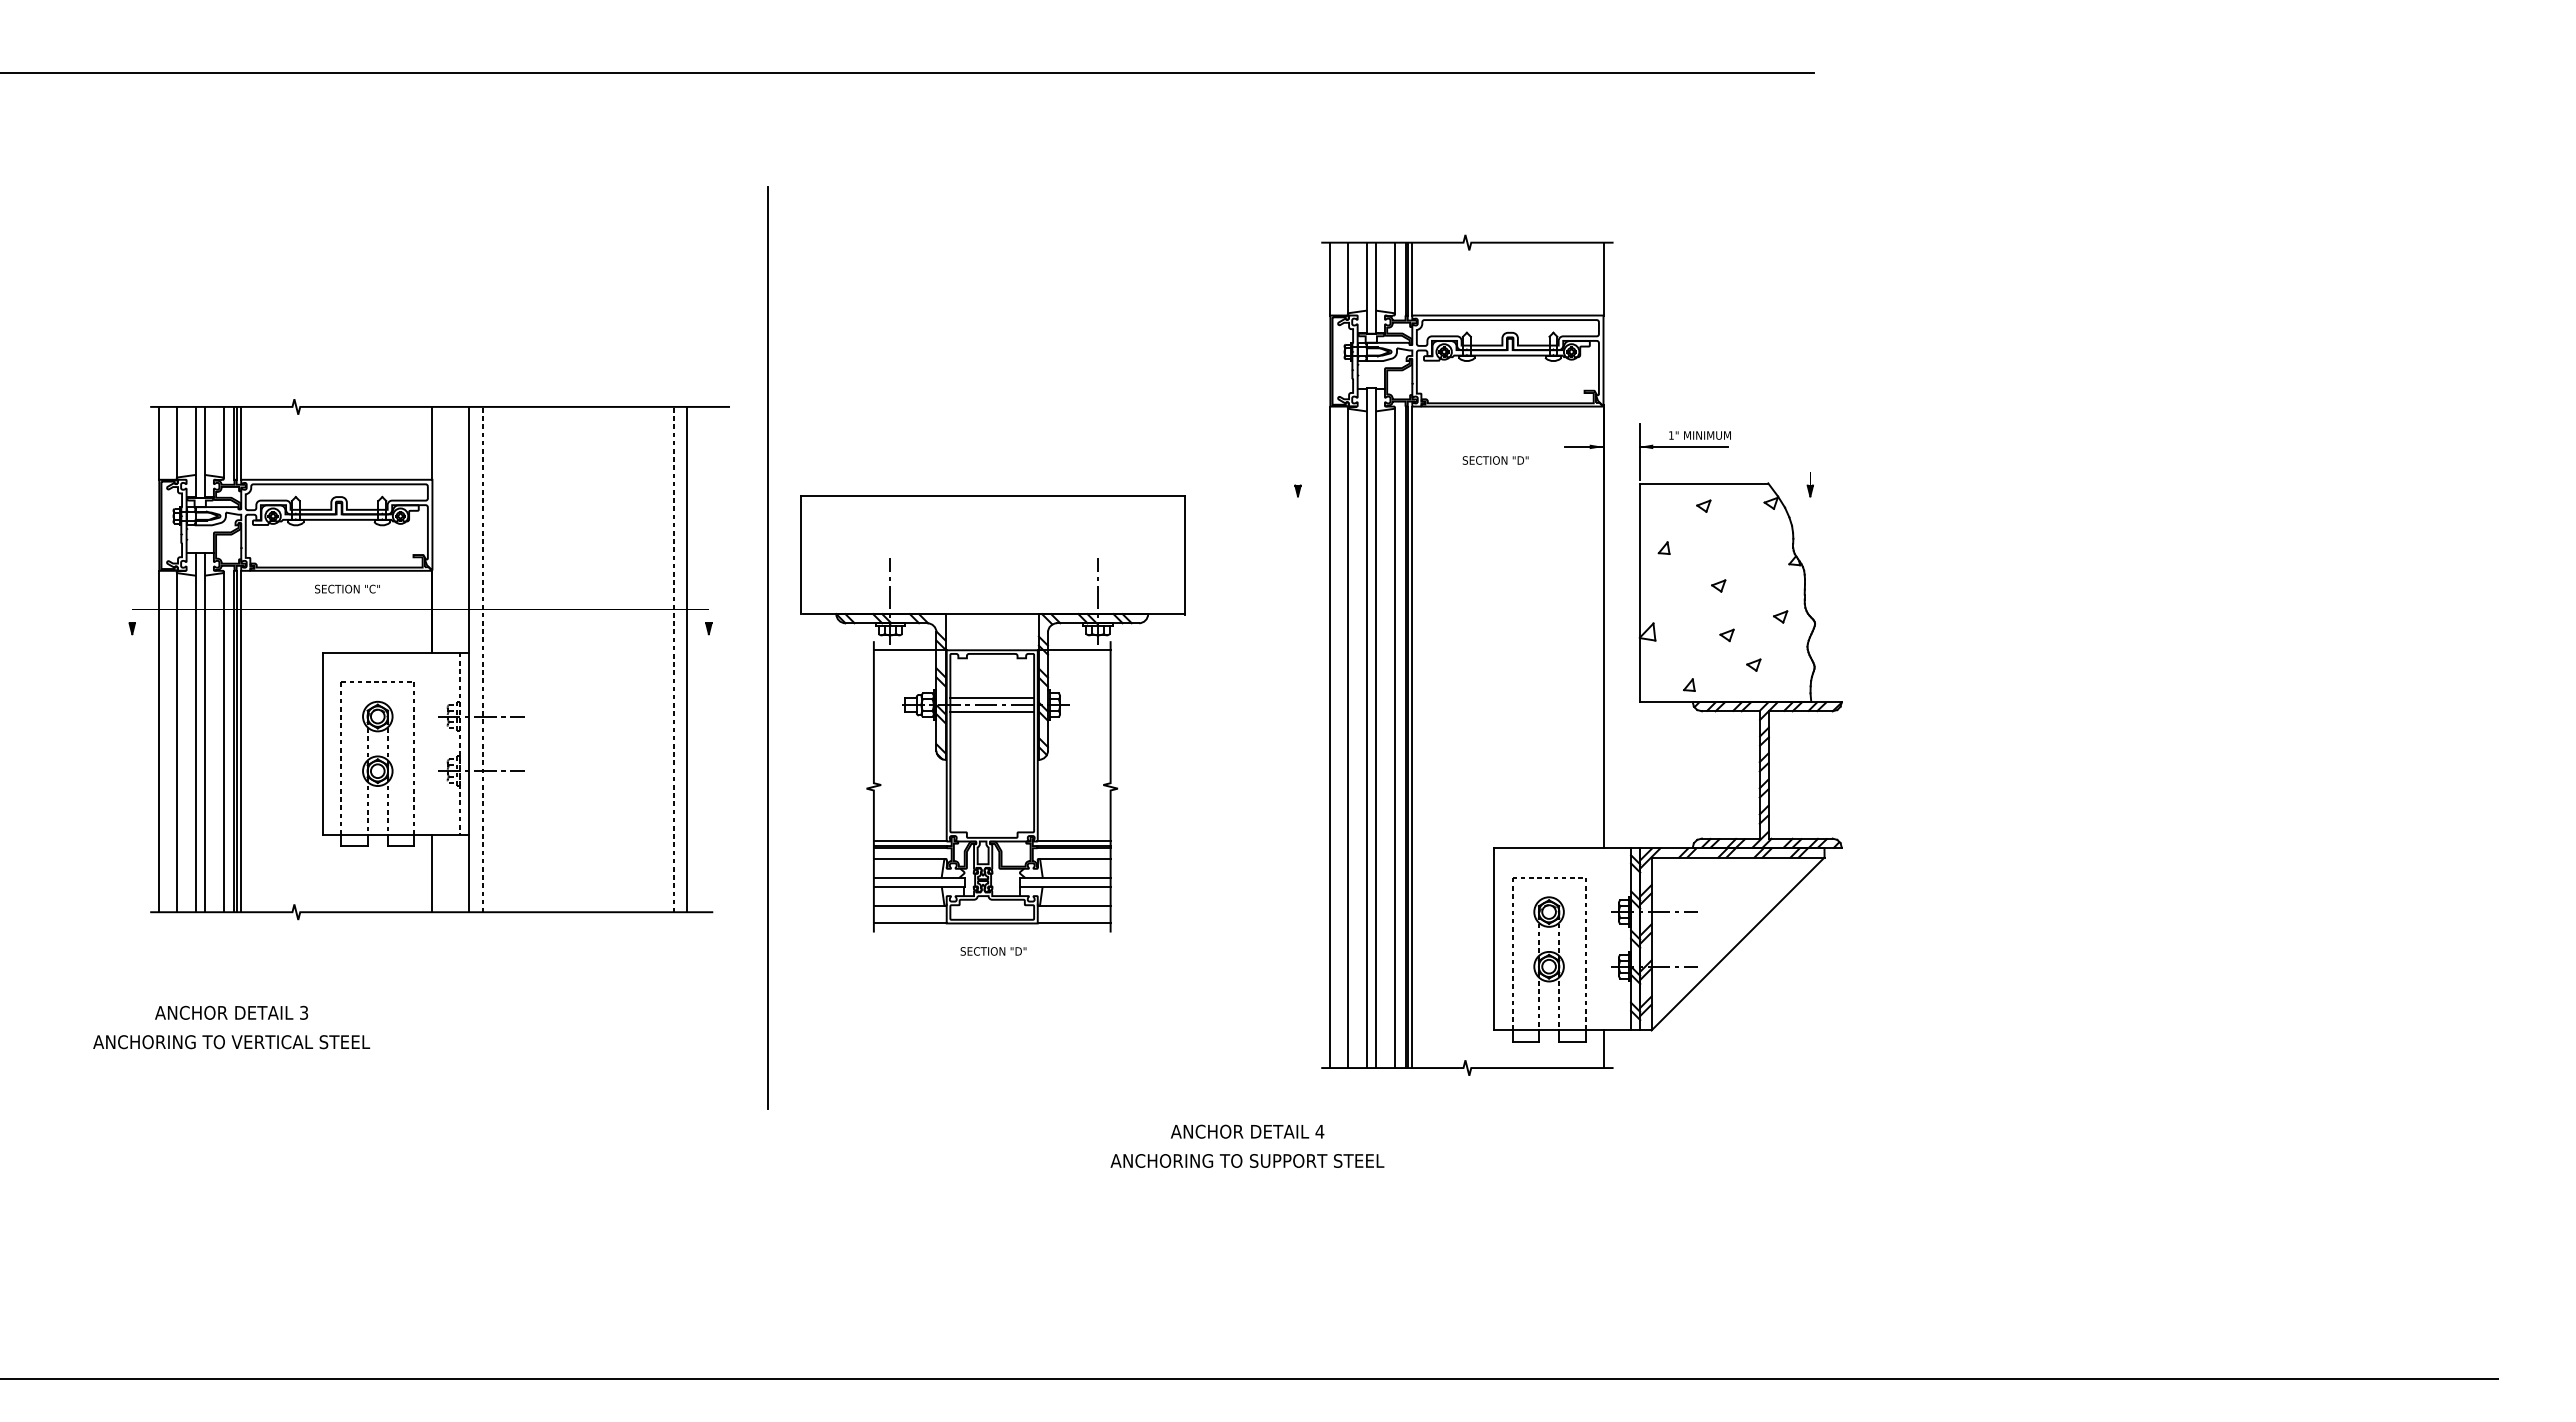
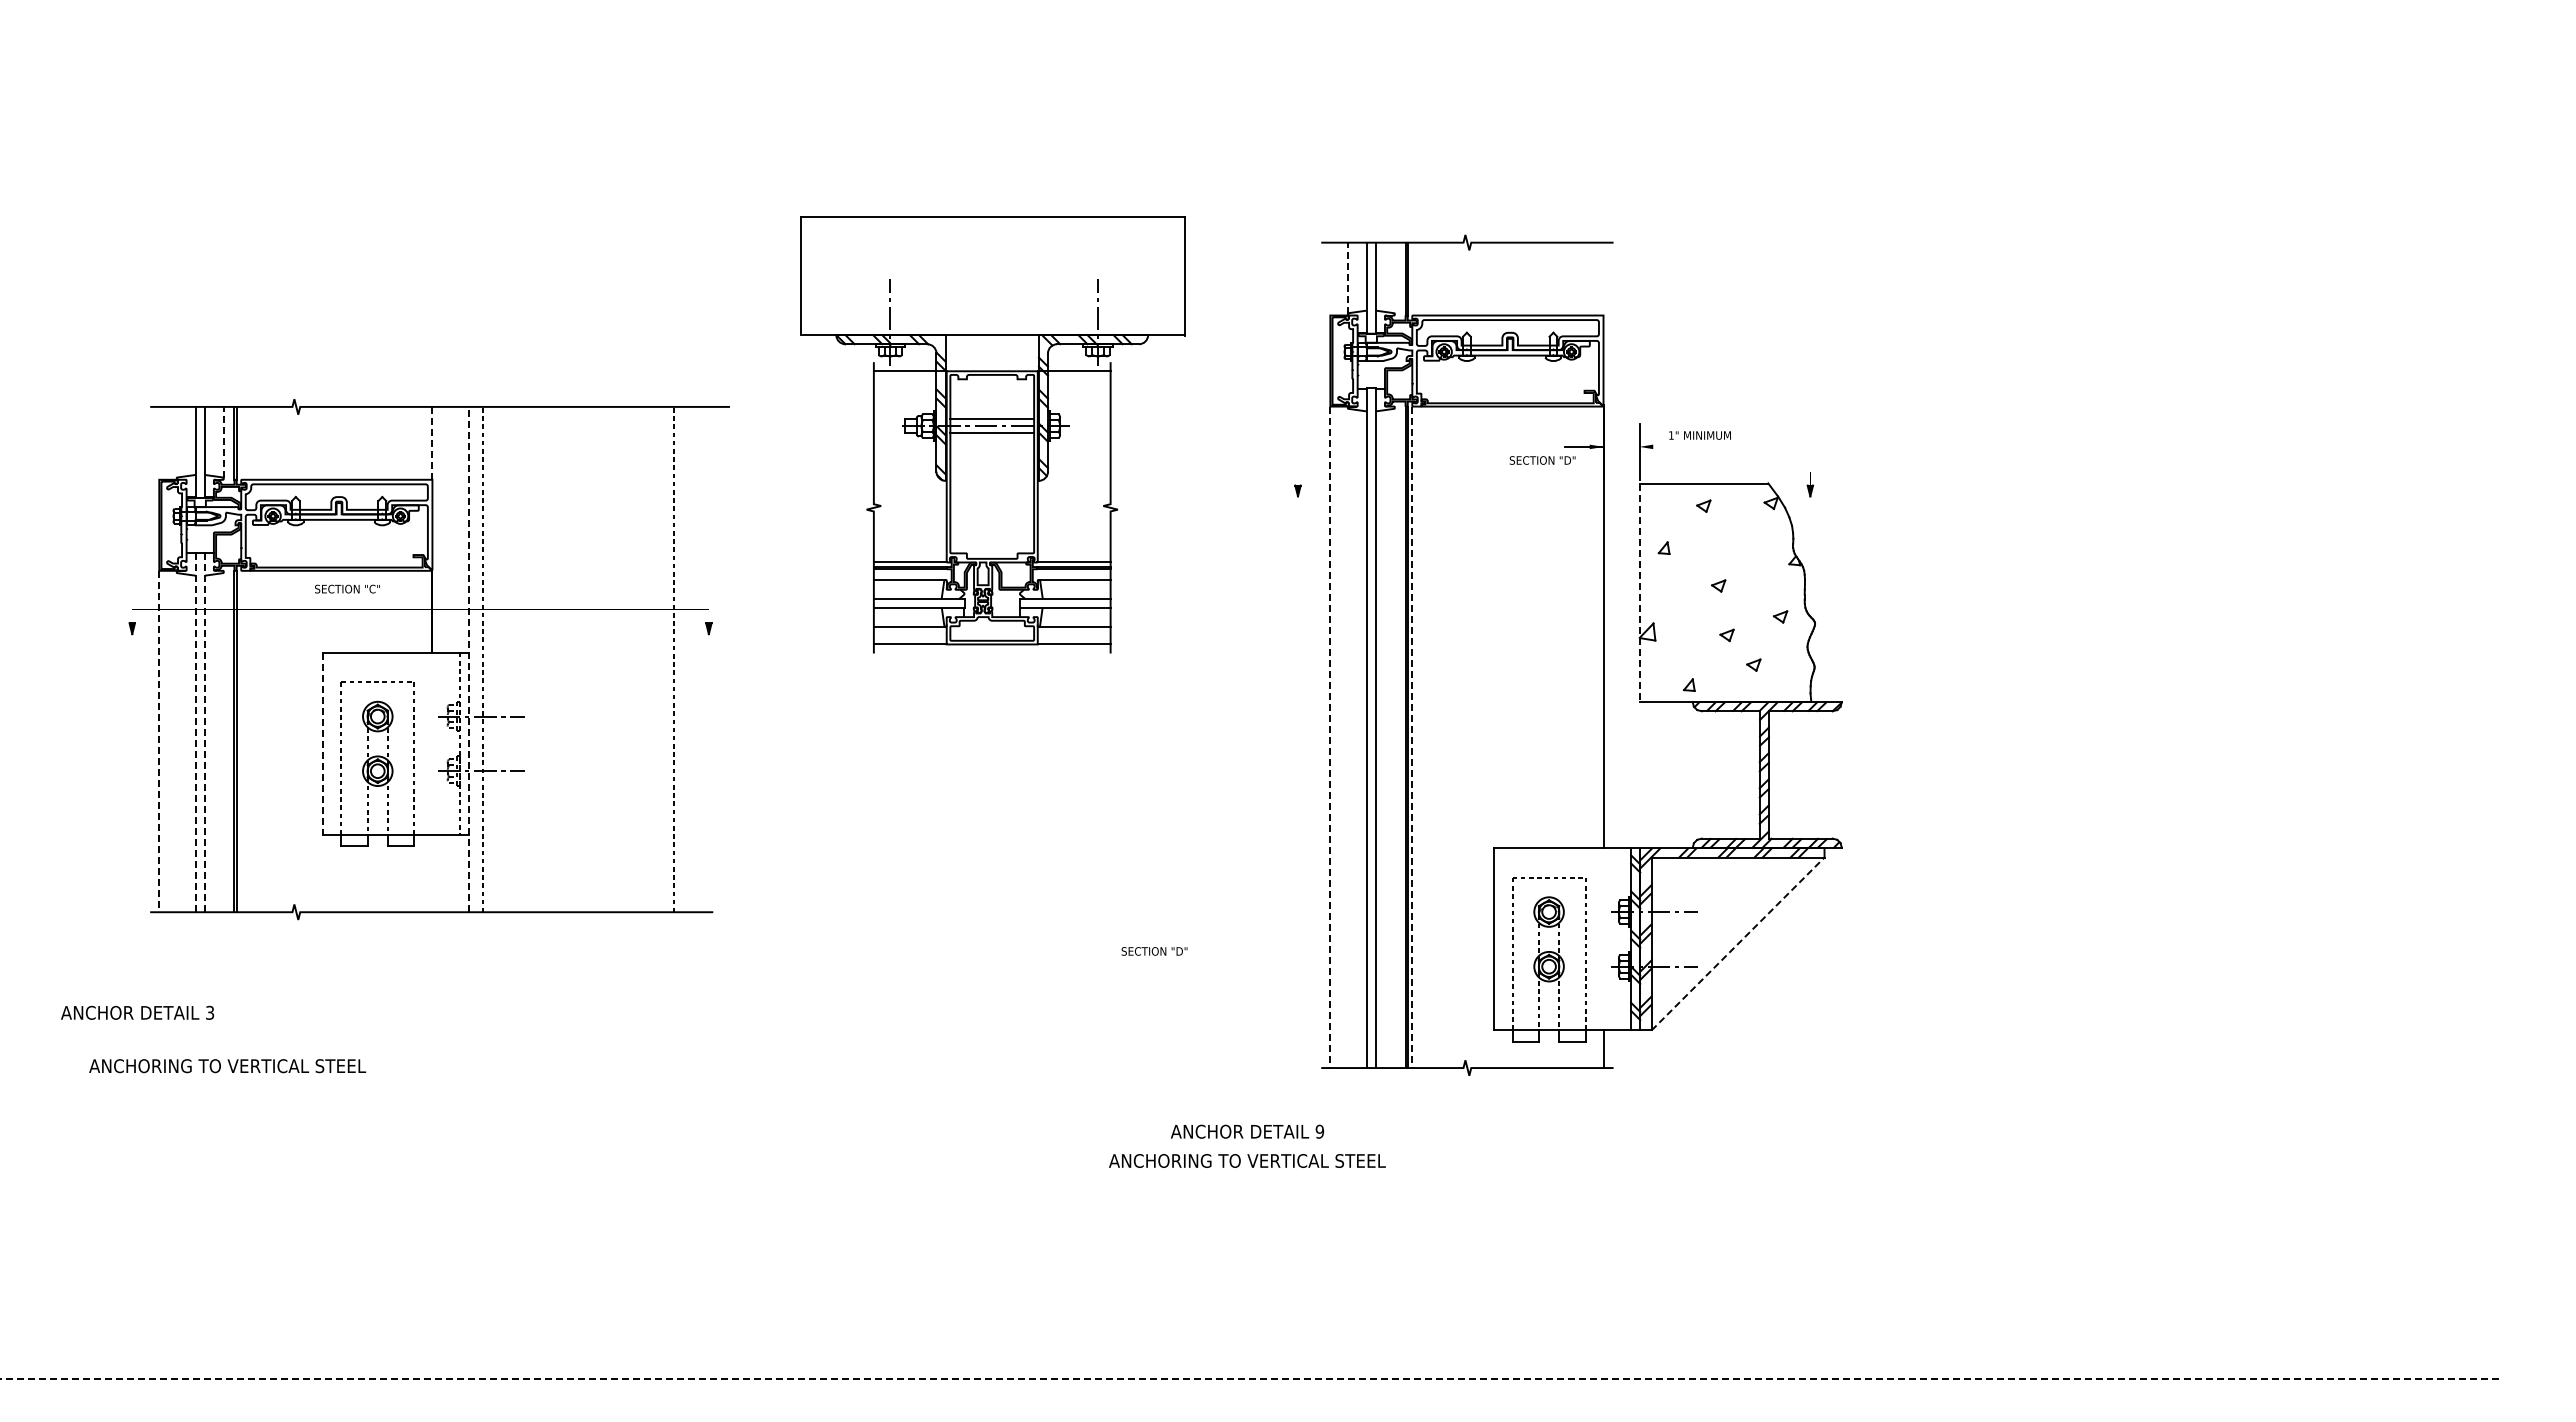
line: present -> none (908, 73)
line: present -> none (1394, 277)
line: present -> none (1330, 278)
line: solid -> dashed (1347, 278)
line: present -> none (1412, 278)
line: present -> none (1603, 278)
line: present -> none (159, 442)
line: present -> none (176, 442)
line: solid -> dashed (223, 442)
line: present -> none (241, 442)
line: solid -> dashed (432, 442)
line: present -> none (1683, 446)
text position: (1495, 460) -> (1542, 460) (1542, 460)
line: solid -> dashed (1639, 593)
line: present -> none (767, 647)
line: solid -> dashed (468, 659)
line: present -> none (687, 660)
part position: (992, 713) -> (992, 434) (992, 434)
line: solid -> dashed (195, 732)
line: solid -> dashed (204, 732)
line: solid -> dashed (1330, 737)
line: solid -> dashed (1412, 737)
line: present -> none (1347, 738)
line: present -> none (1394, 738)
line: solid -> dashed (159, 741)
line: present -> none (241, 741)
line: present -> none (176, 742)
line: present -> none (223, 742)
line: solid -> dashed (323, 744)
line: present -> none (432, 873)
line: solid -> dashed (1738, 943)
text position: (993, 951) -> (1154, 951) (1154, 951)
text position: (231, 1012) -> (137, 1012) (137, 1012)
text position: (231, 1042) -> (227, 1066) (227, 1066)
text: 4 -> 9 (1319, 1131)
text: ANCHORING TO SUPPORT STEEL -> ANCHORING TO VERTICAL STEEL (1247, 1160)
line: solid -> dashed (1248, 1379)
